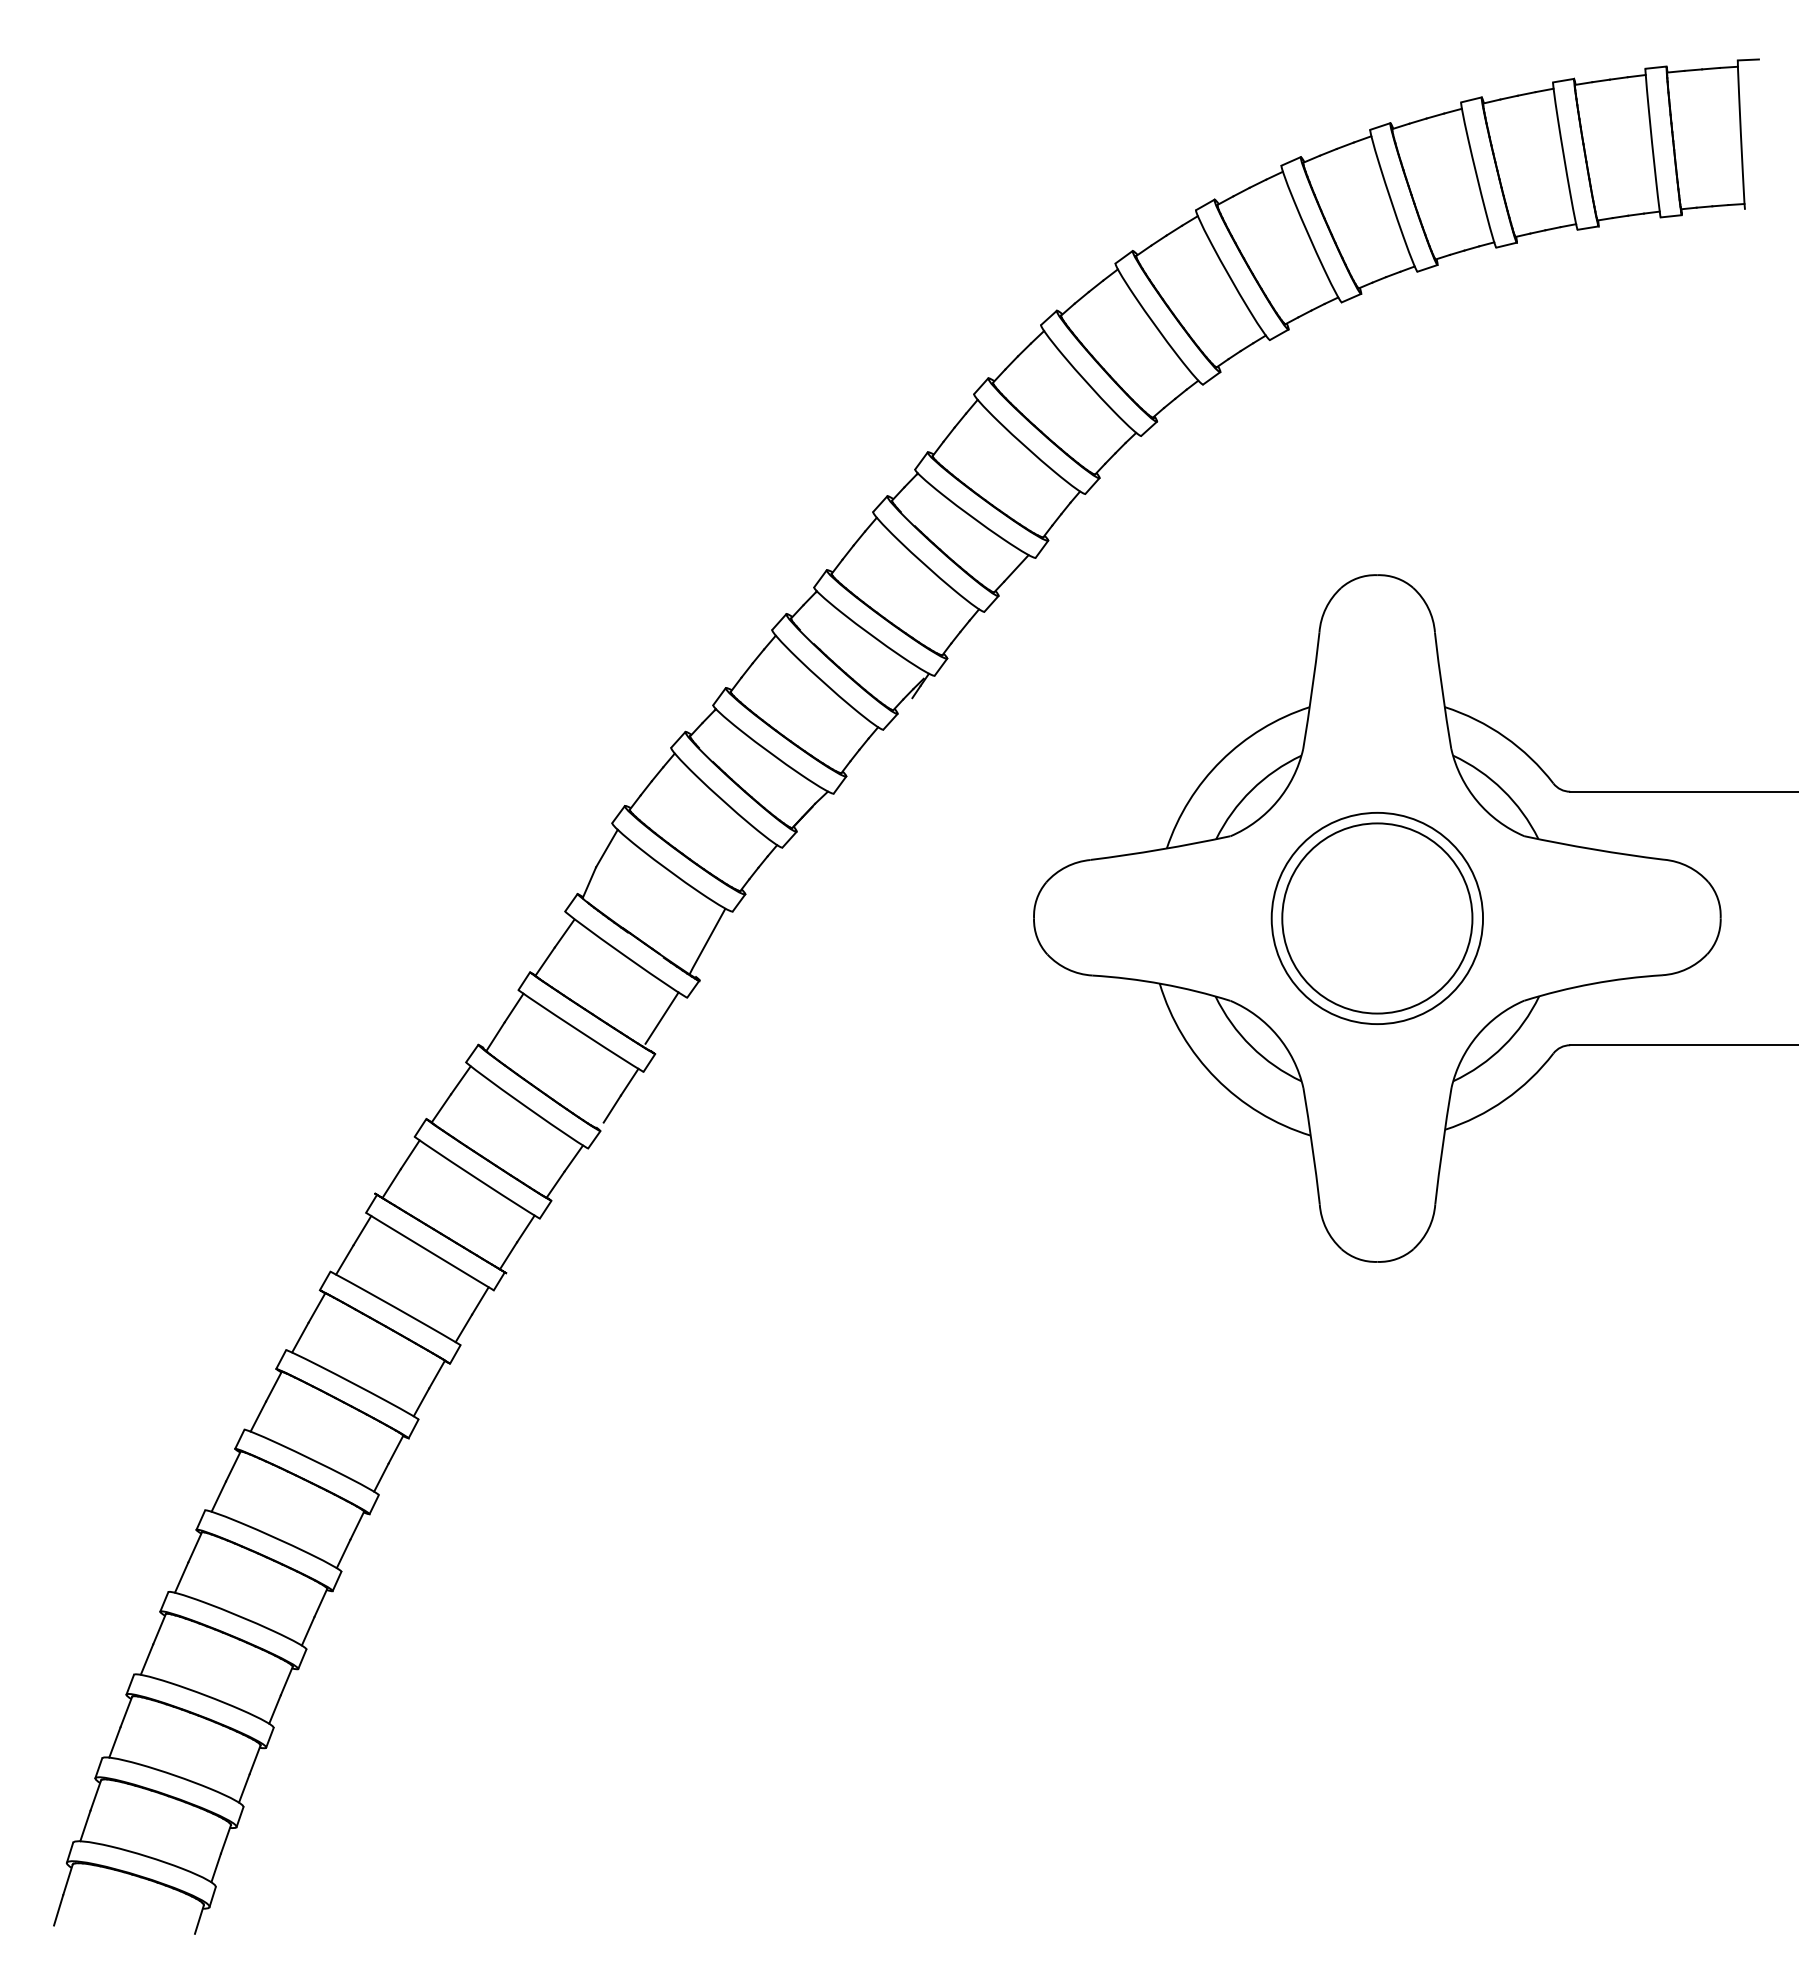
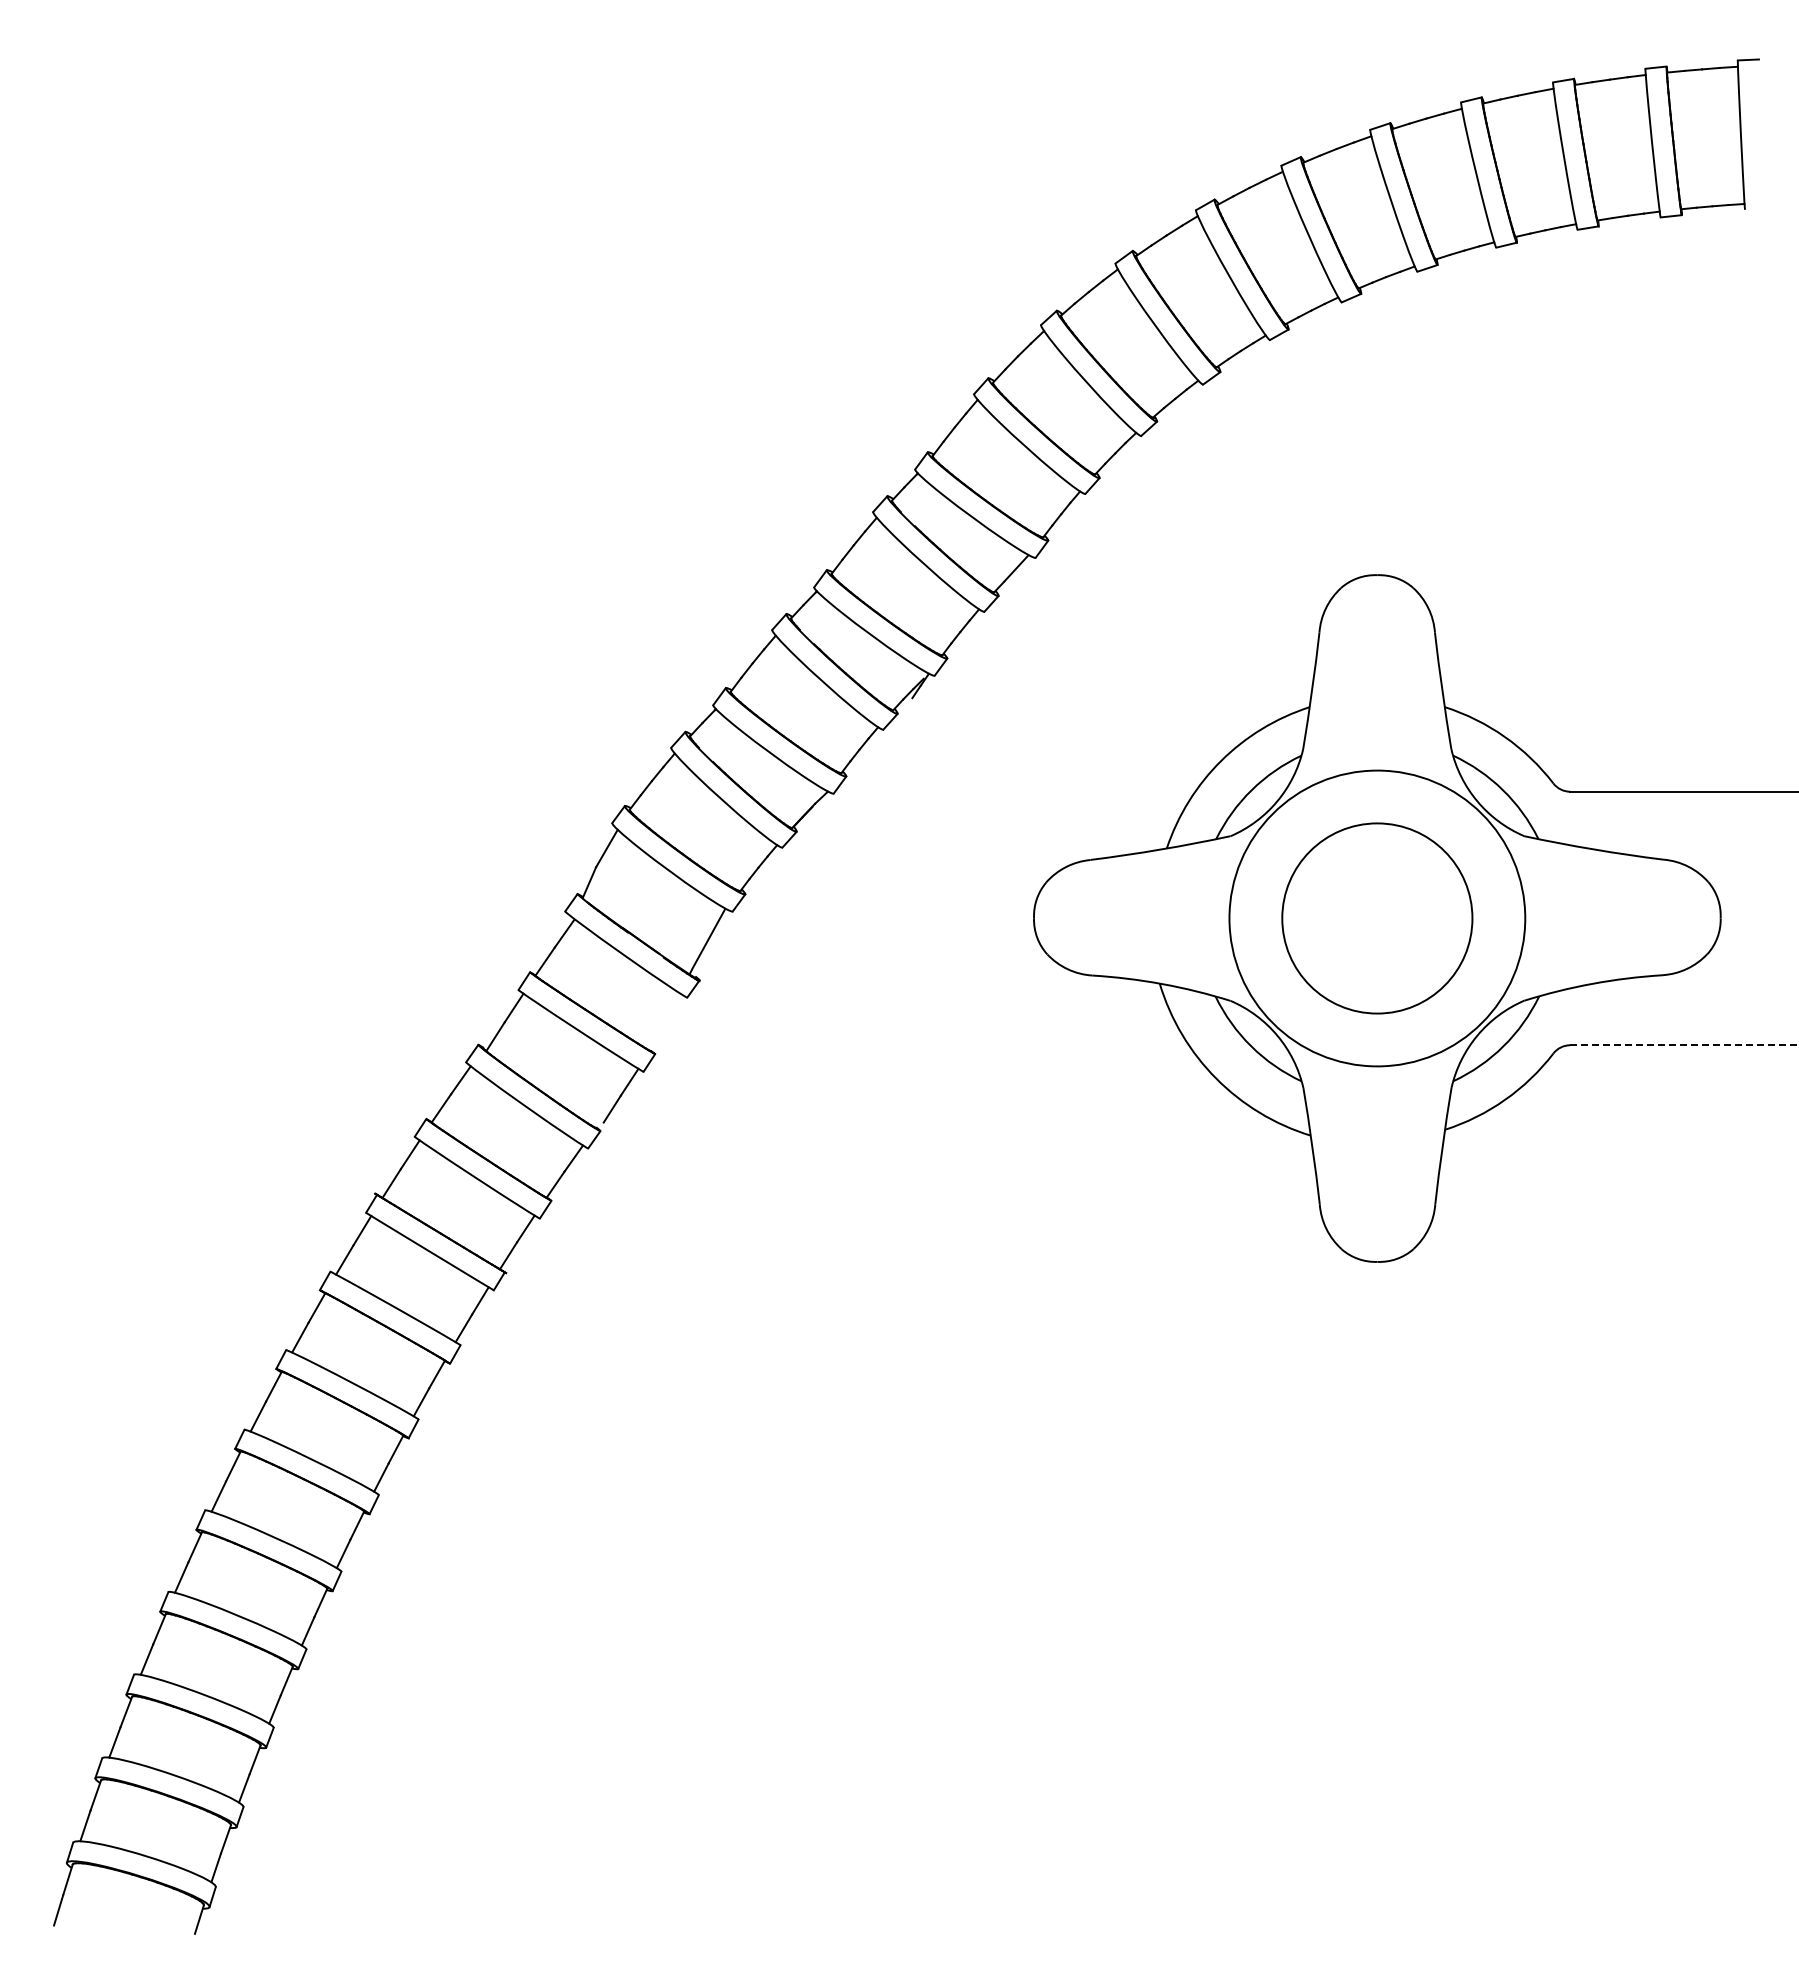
circle diameter: 211 px -> 296 px (1377, 918)
line: present -> none (661, 1017)
line: solid -> dashed (1685, 1045)
